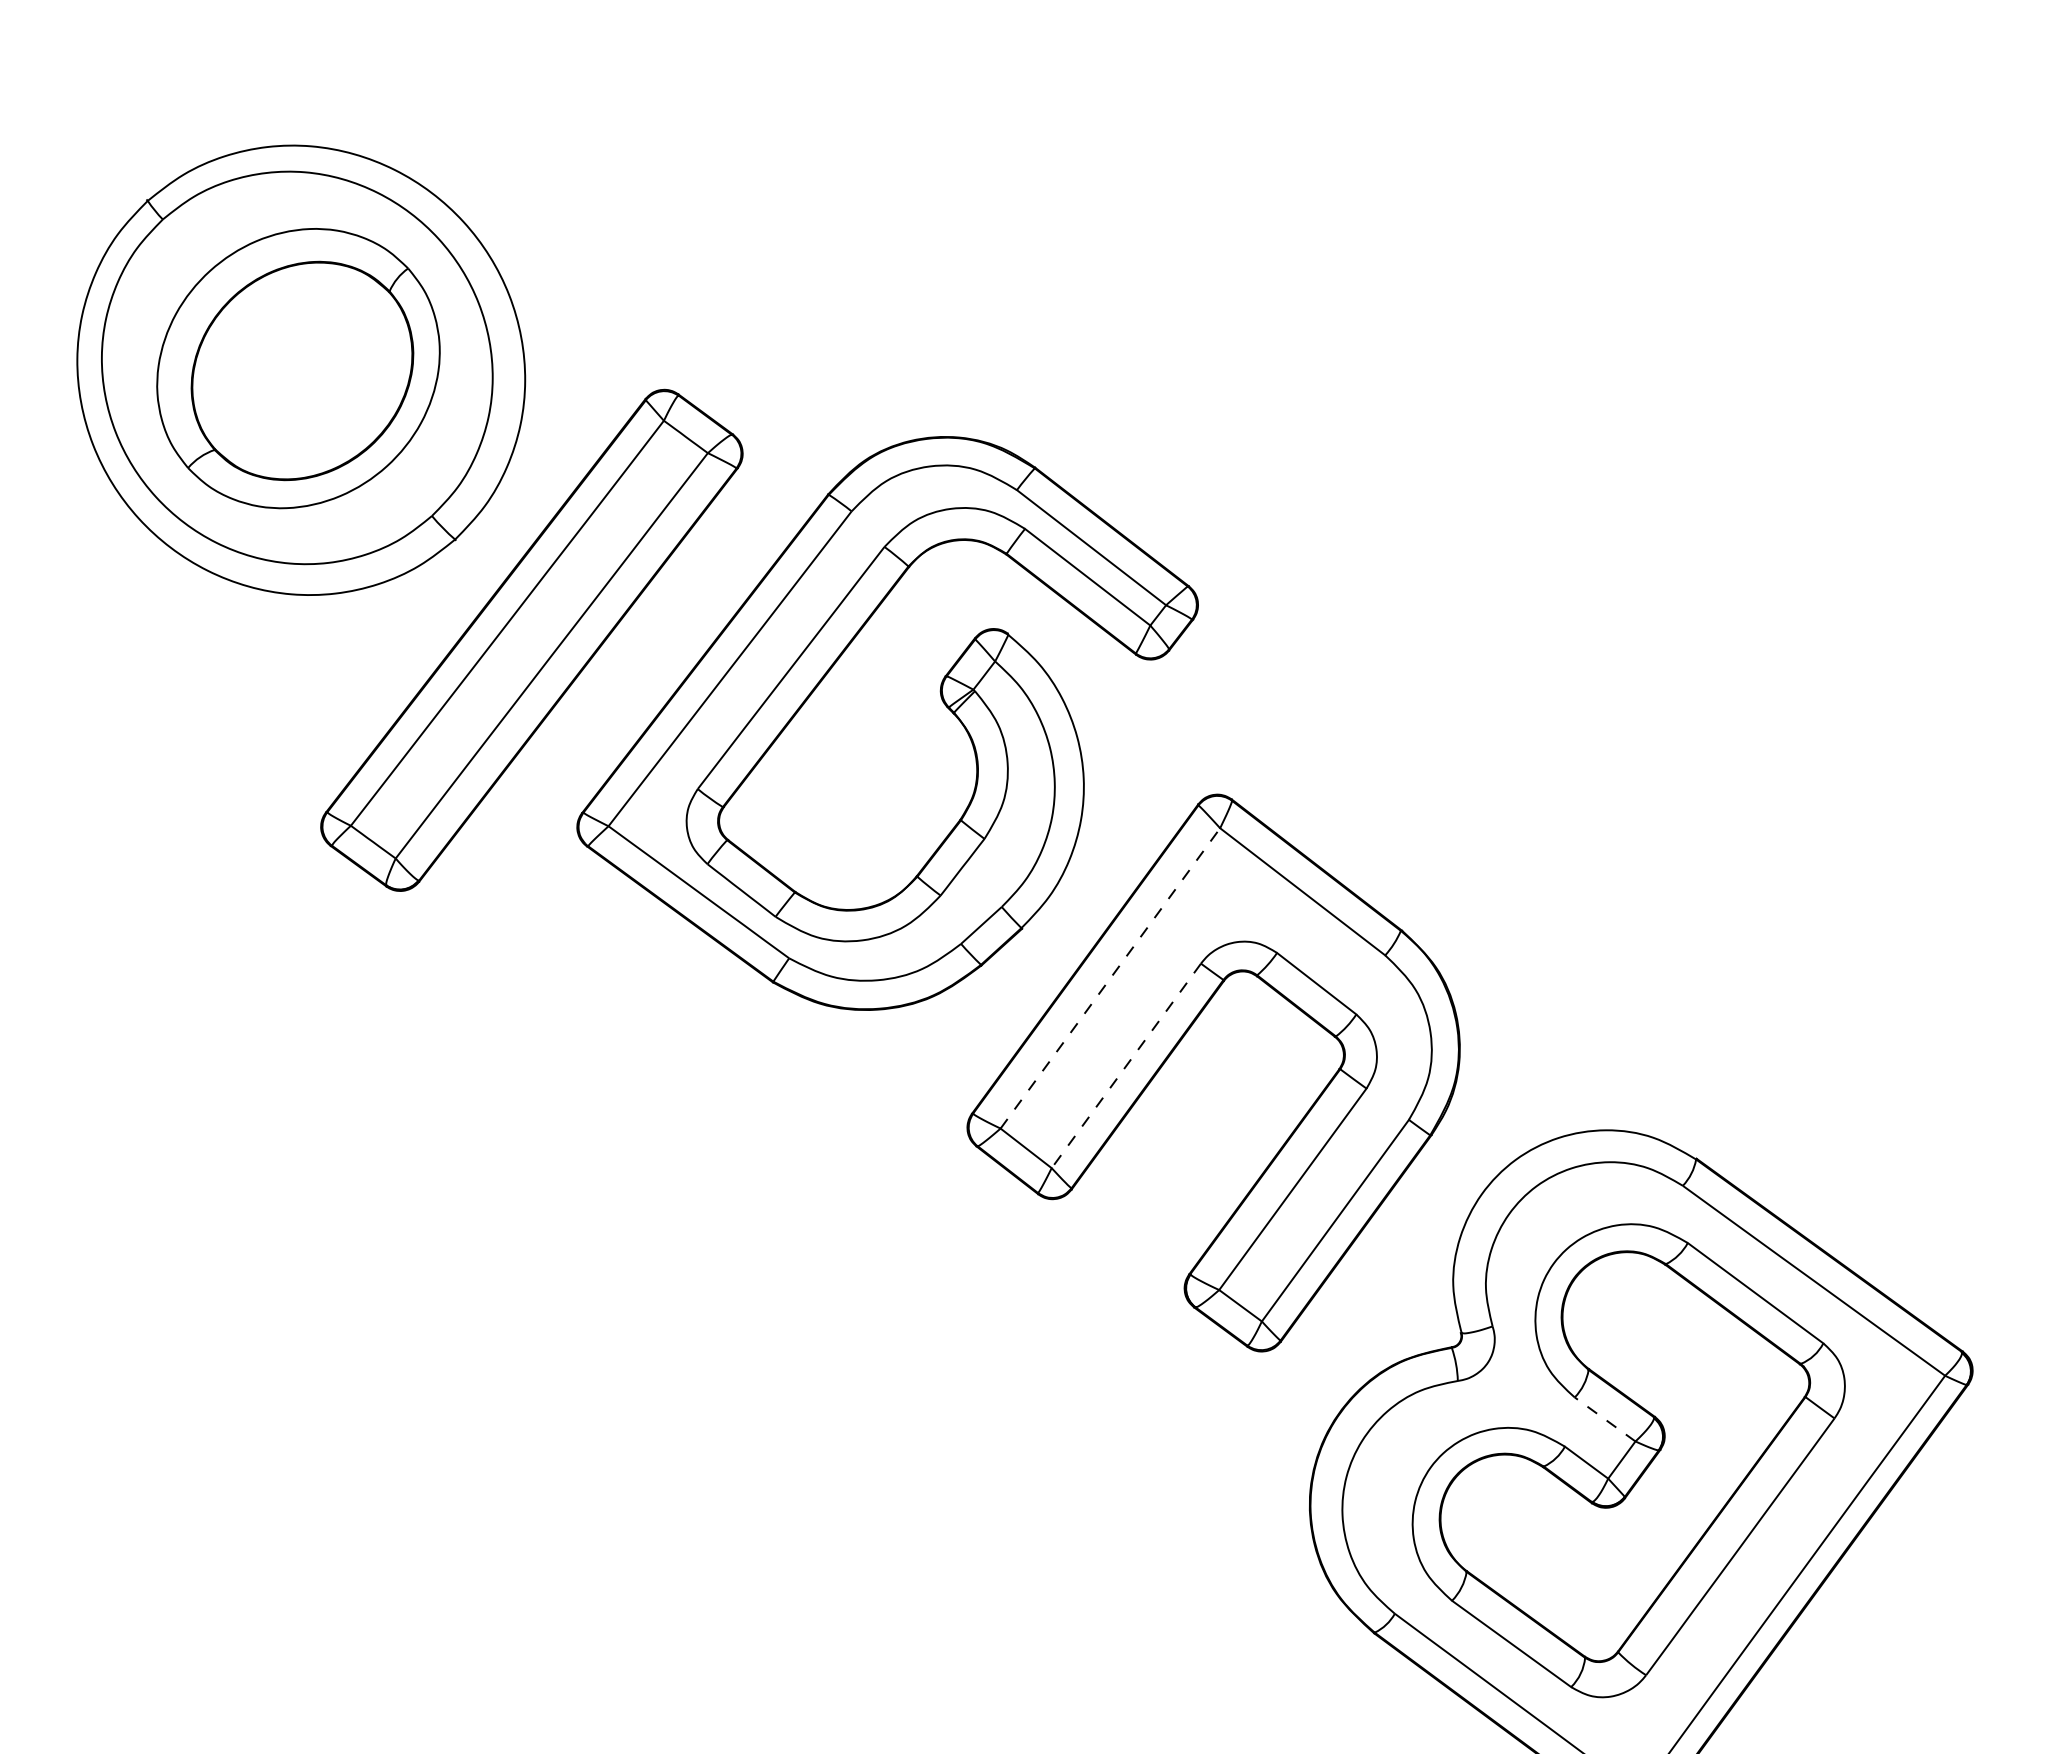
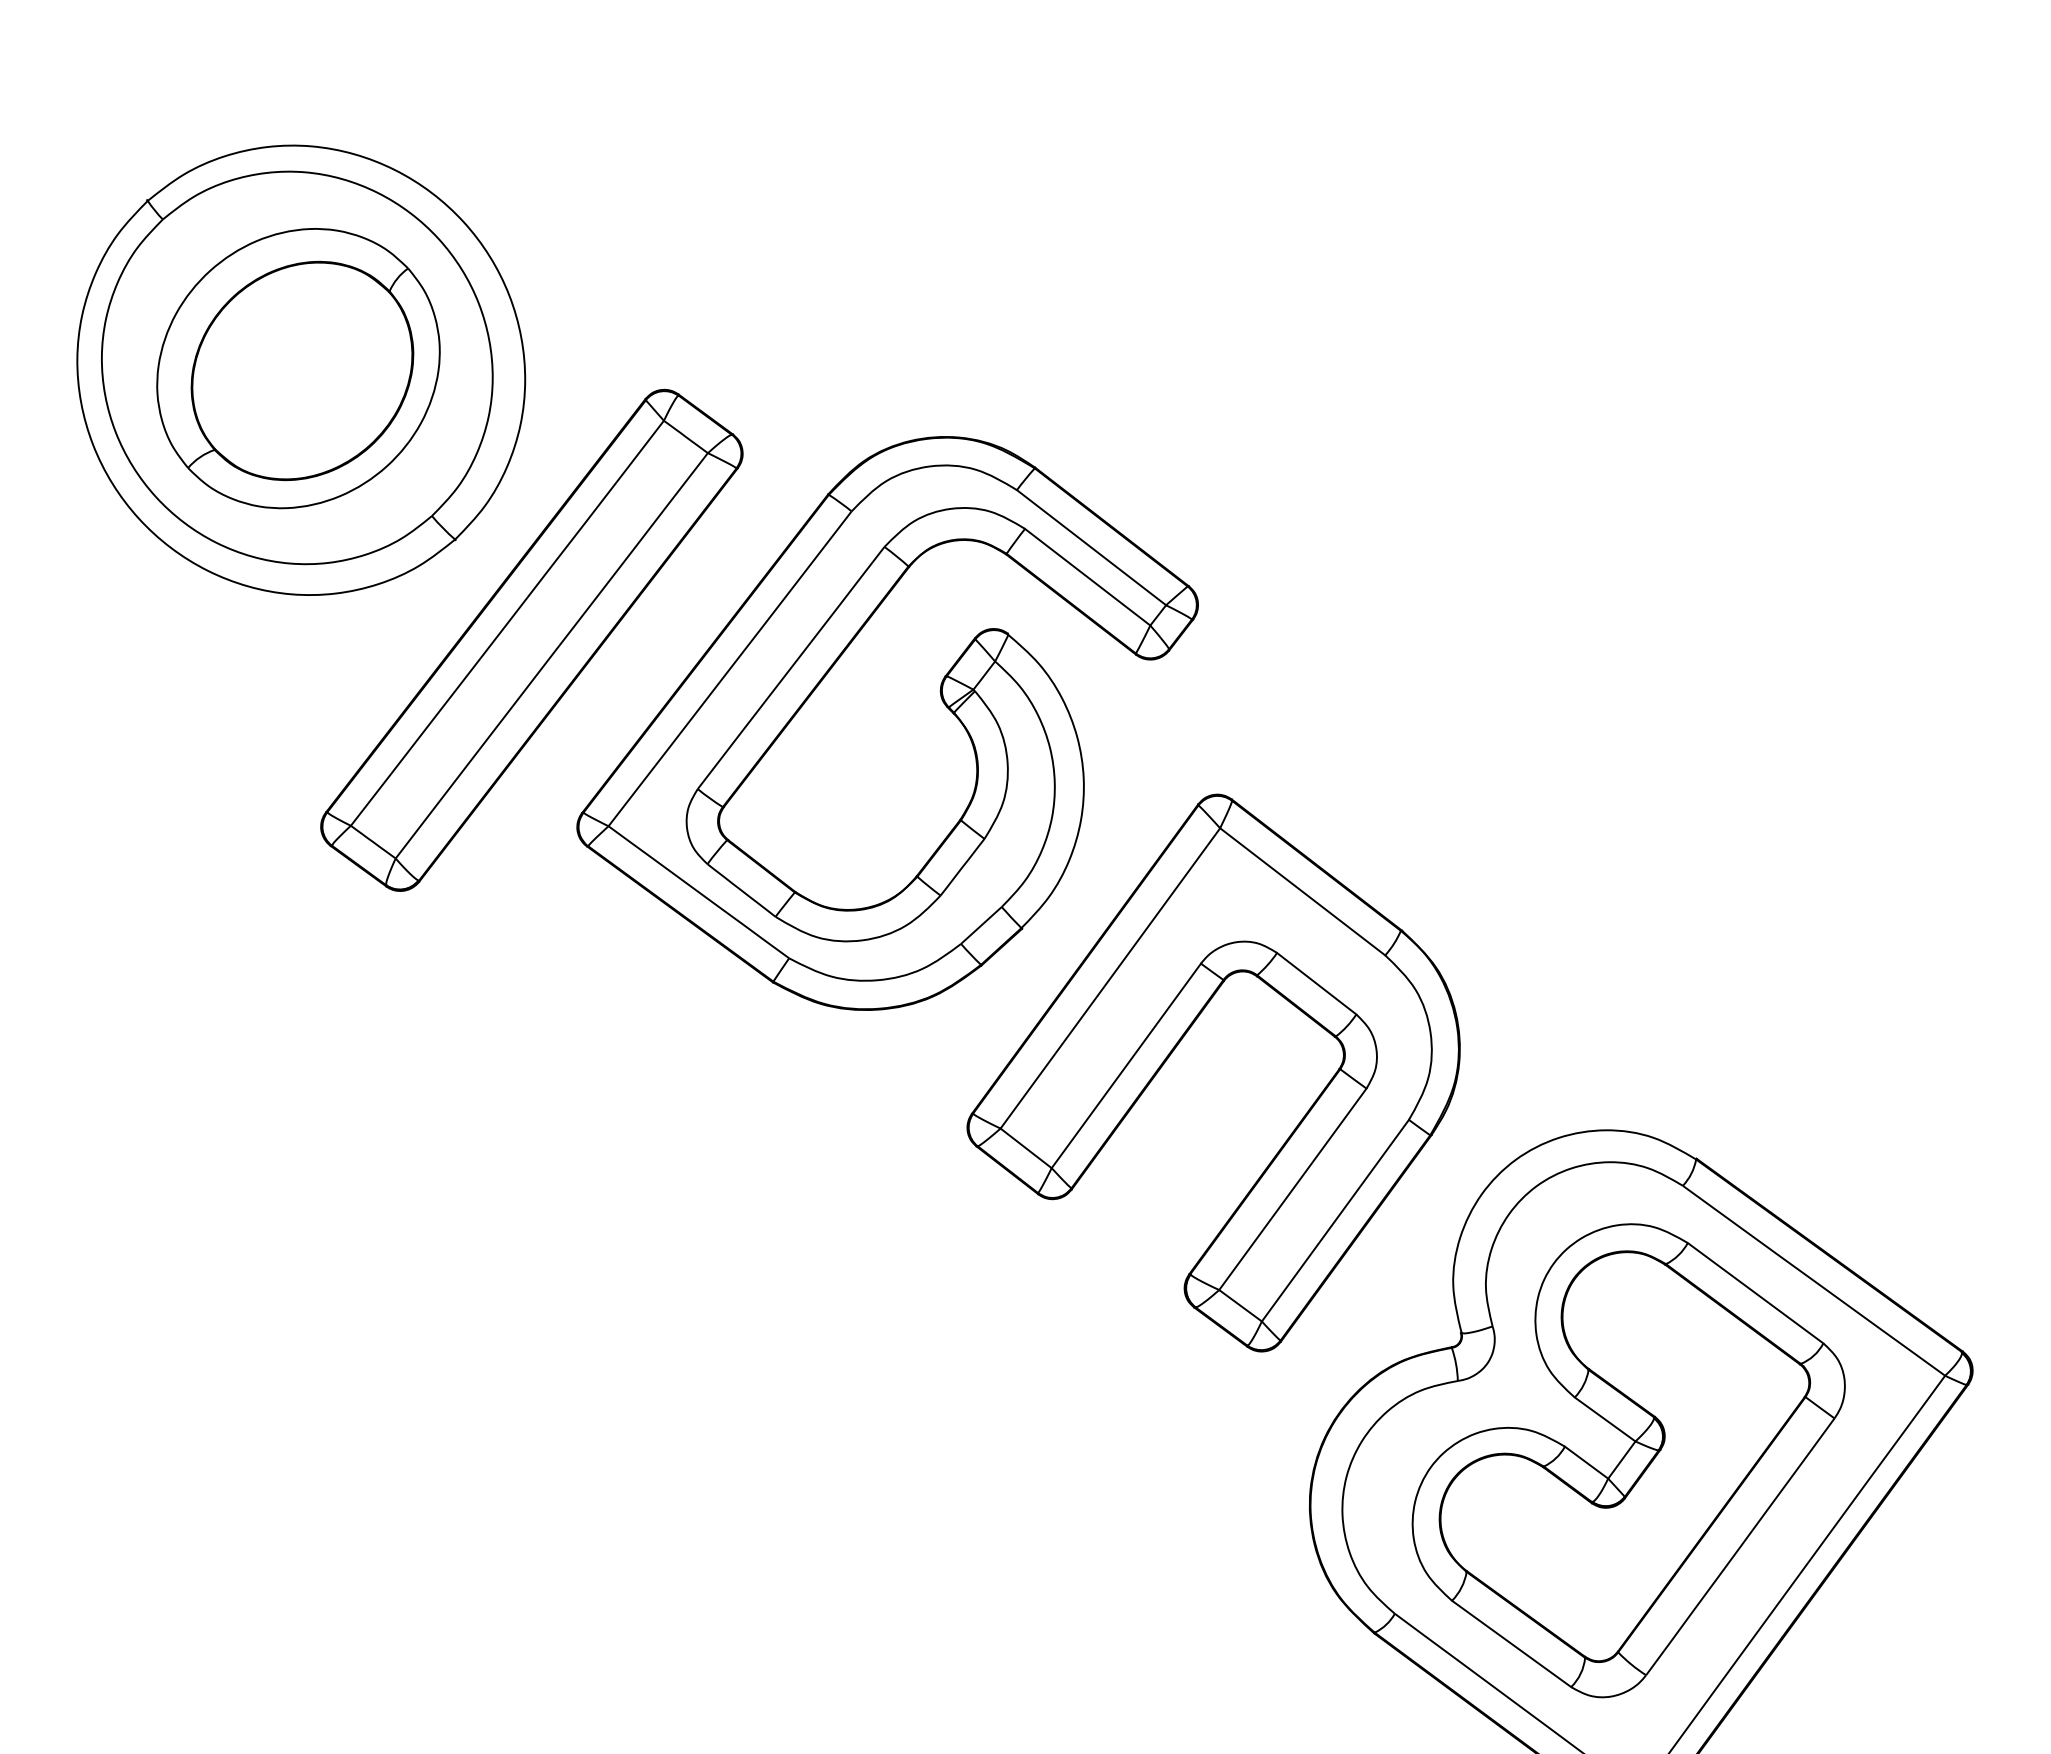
line: dashed -> solid (1110, 978)
line: dashed -> solid (1126, 1065)
line: dashed -> solid (1604, 1419)
